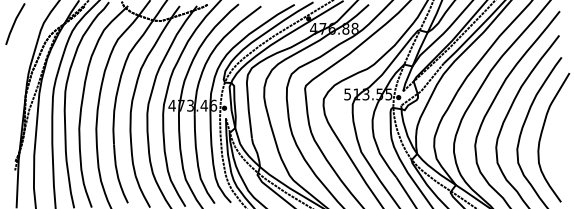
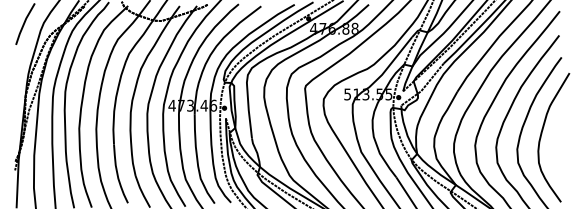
line position: (15, 23) -> (25, 23) (25, 23)
